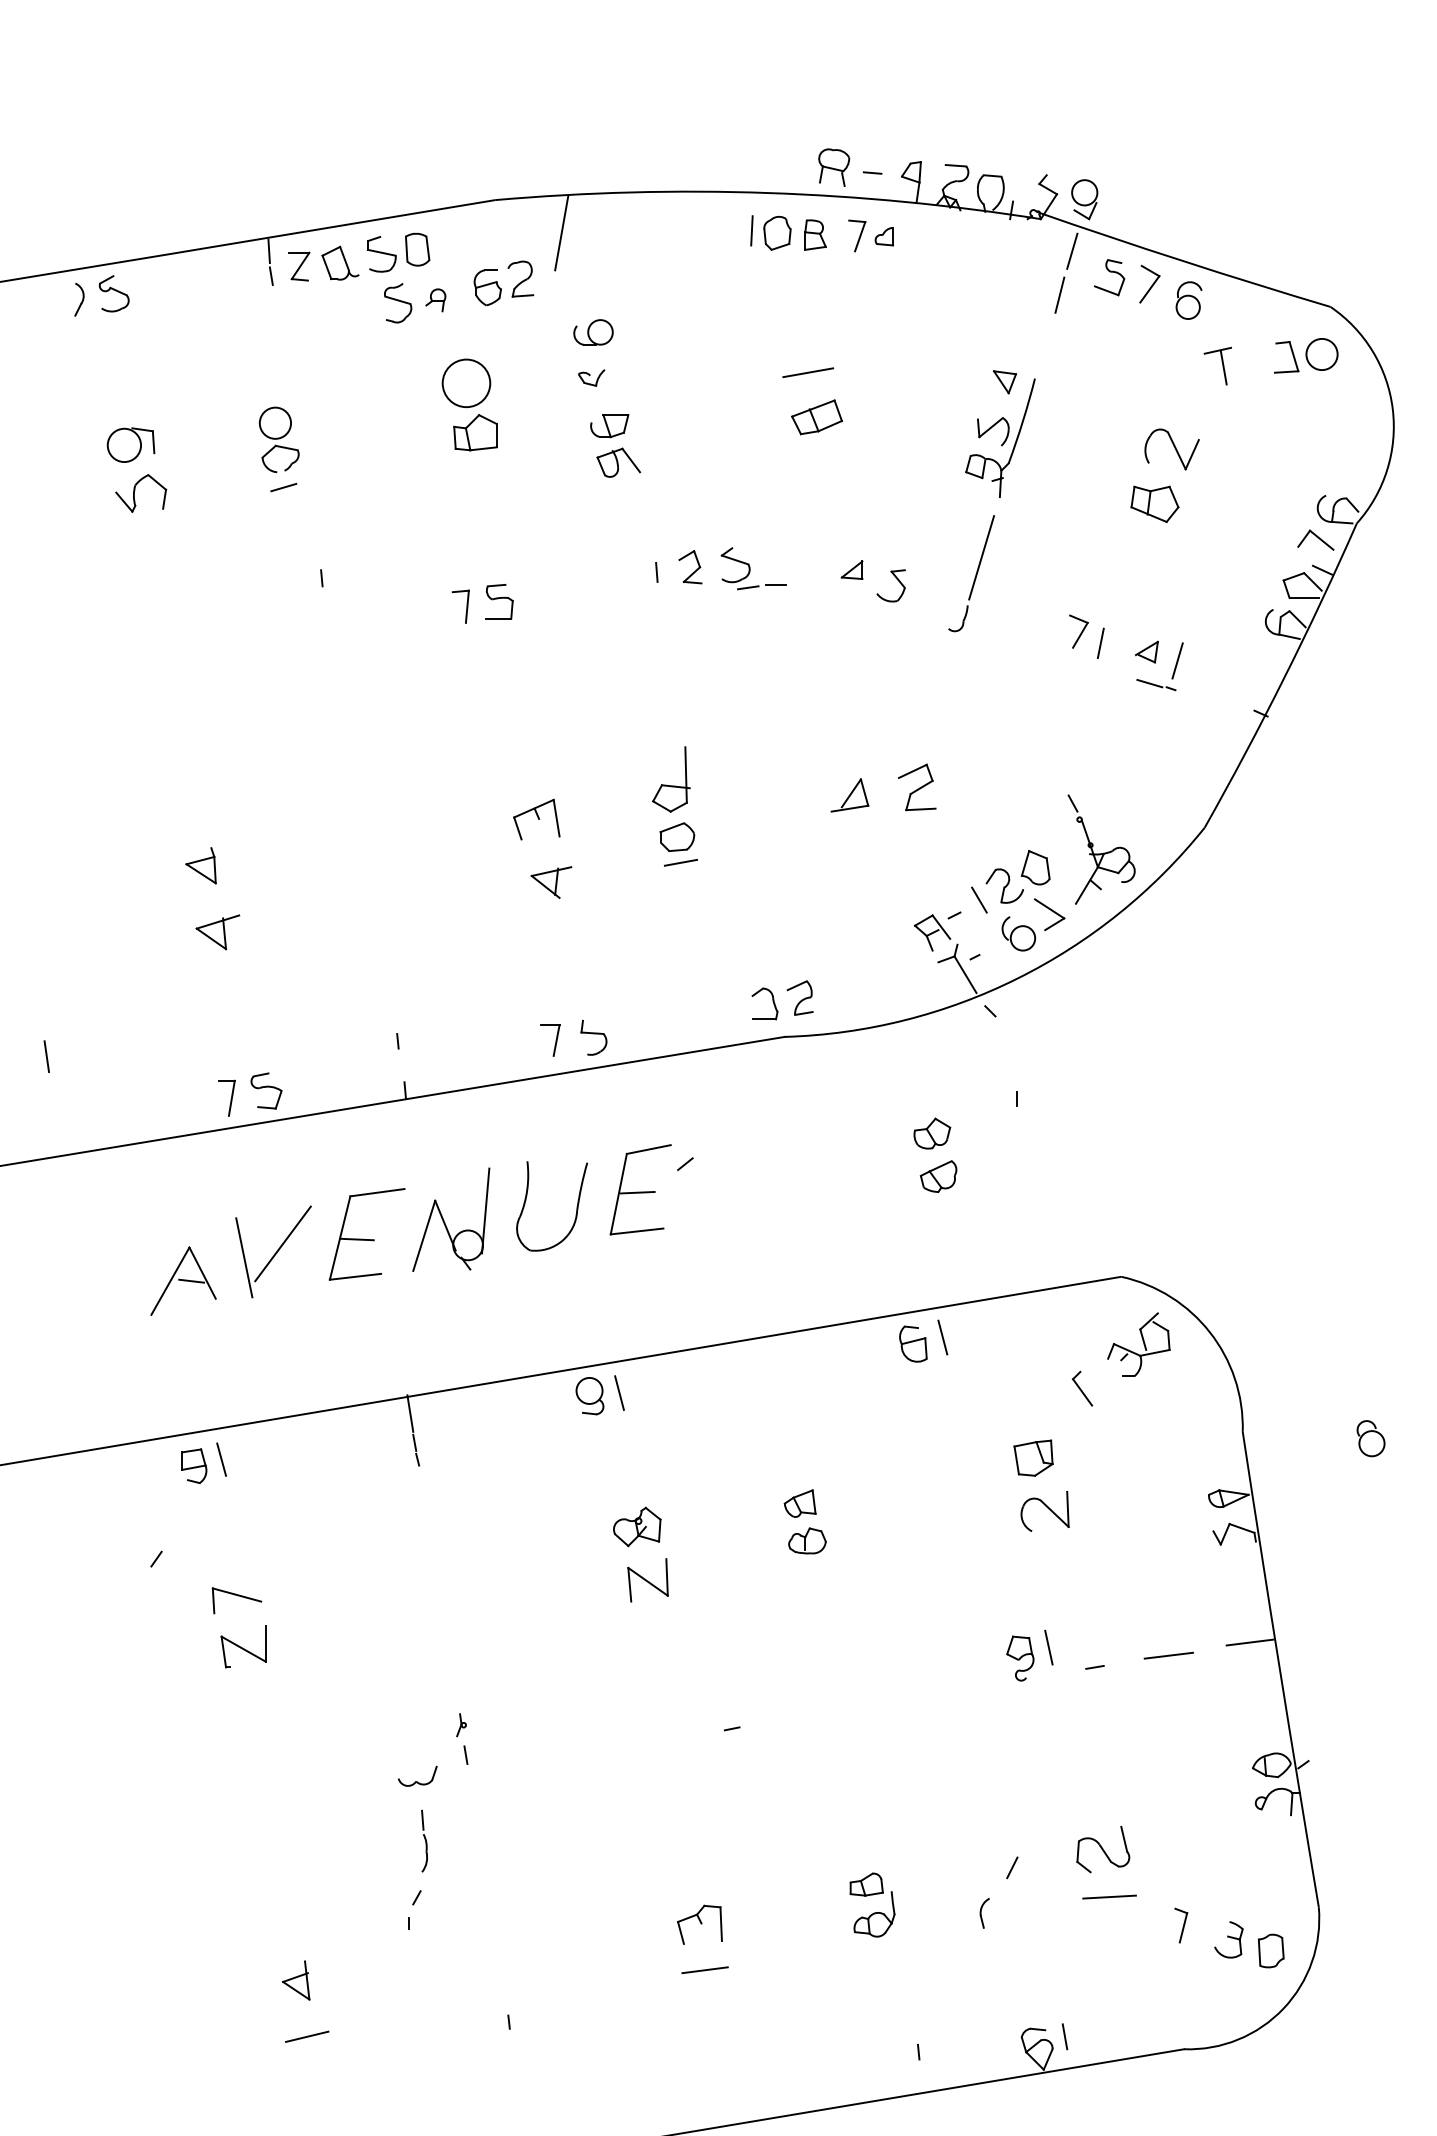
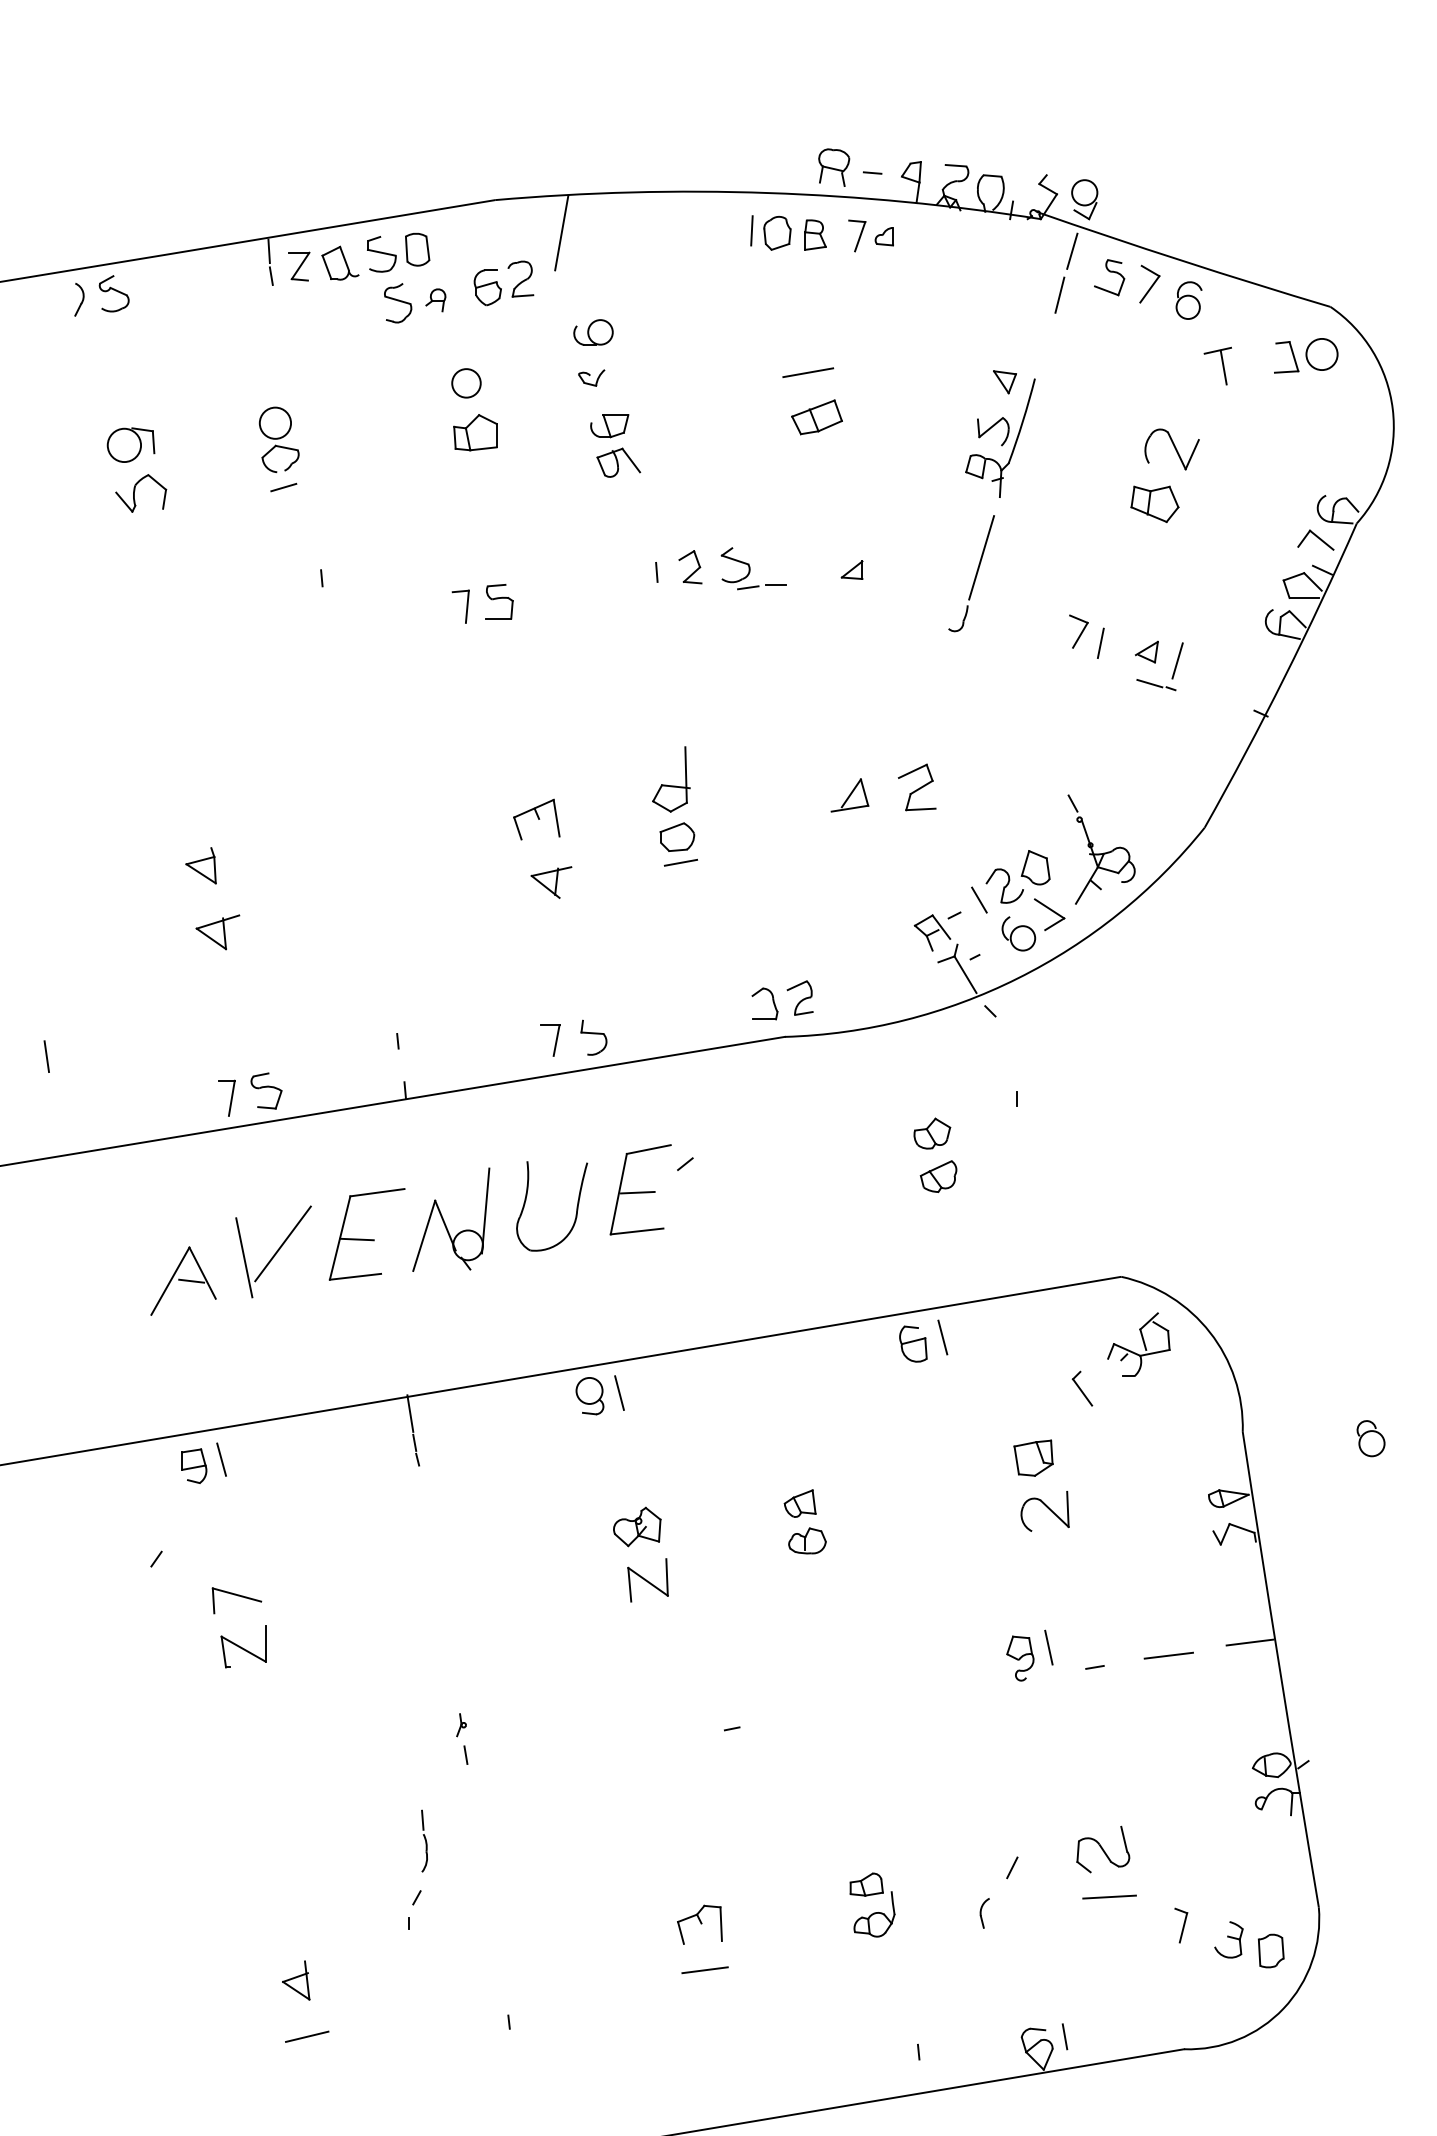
circle diameter: 48 px -> 29 px (466, 383)
part: present -> none (896, 579)
part: present -> none (417, 1775)
